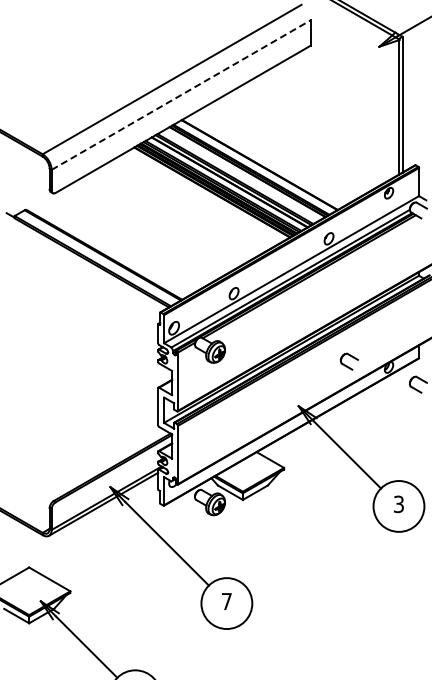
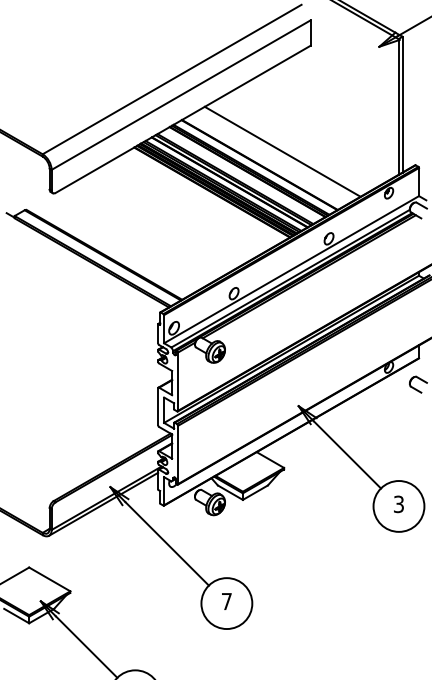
line: dashed -> solid (181, 94)
line: none -> present (282, 151)
part: present -> none (349, 361)
